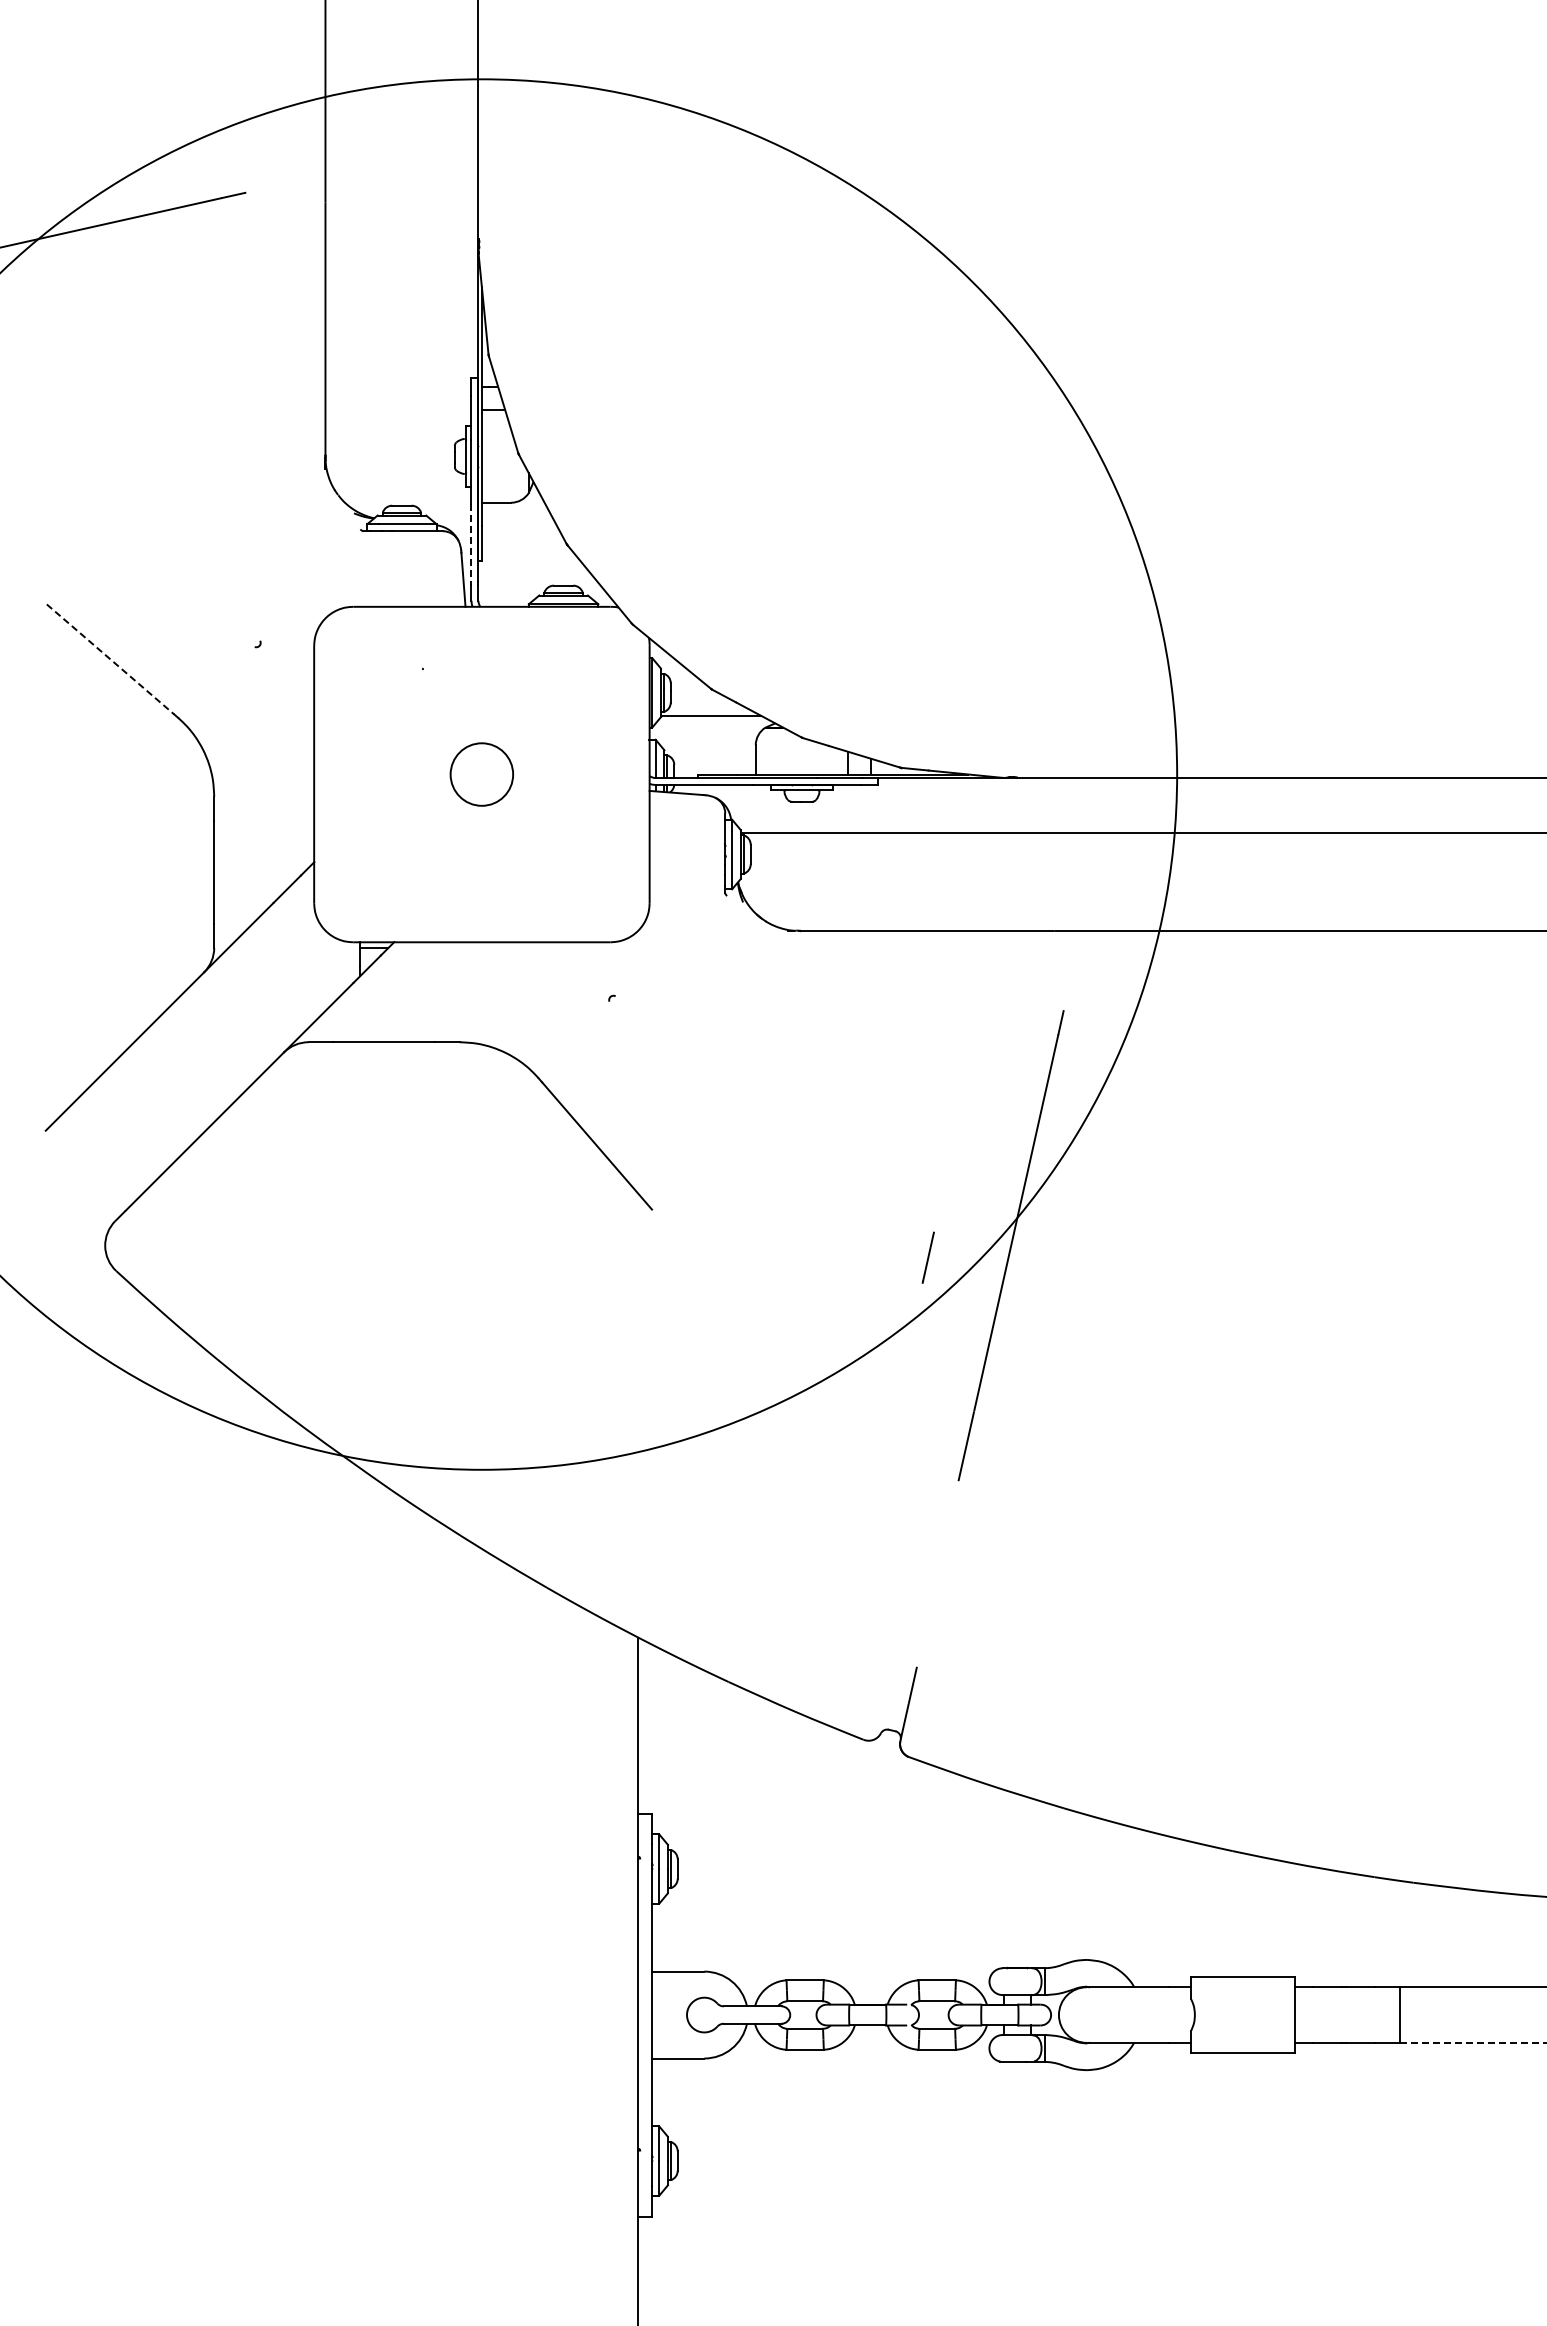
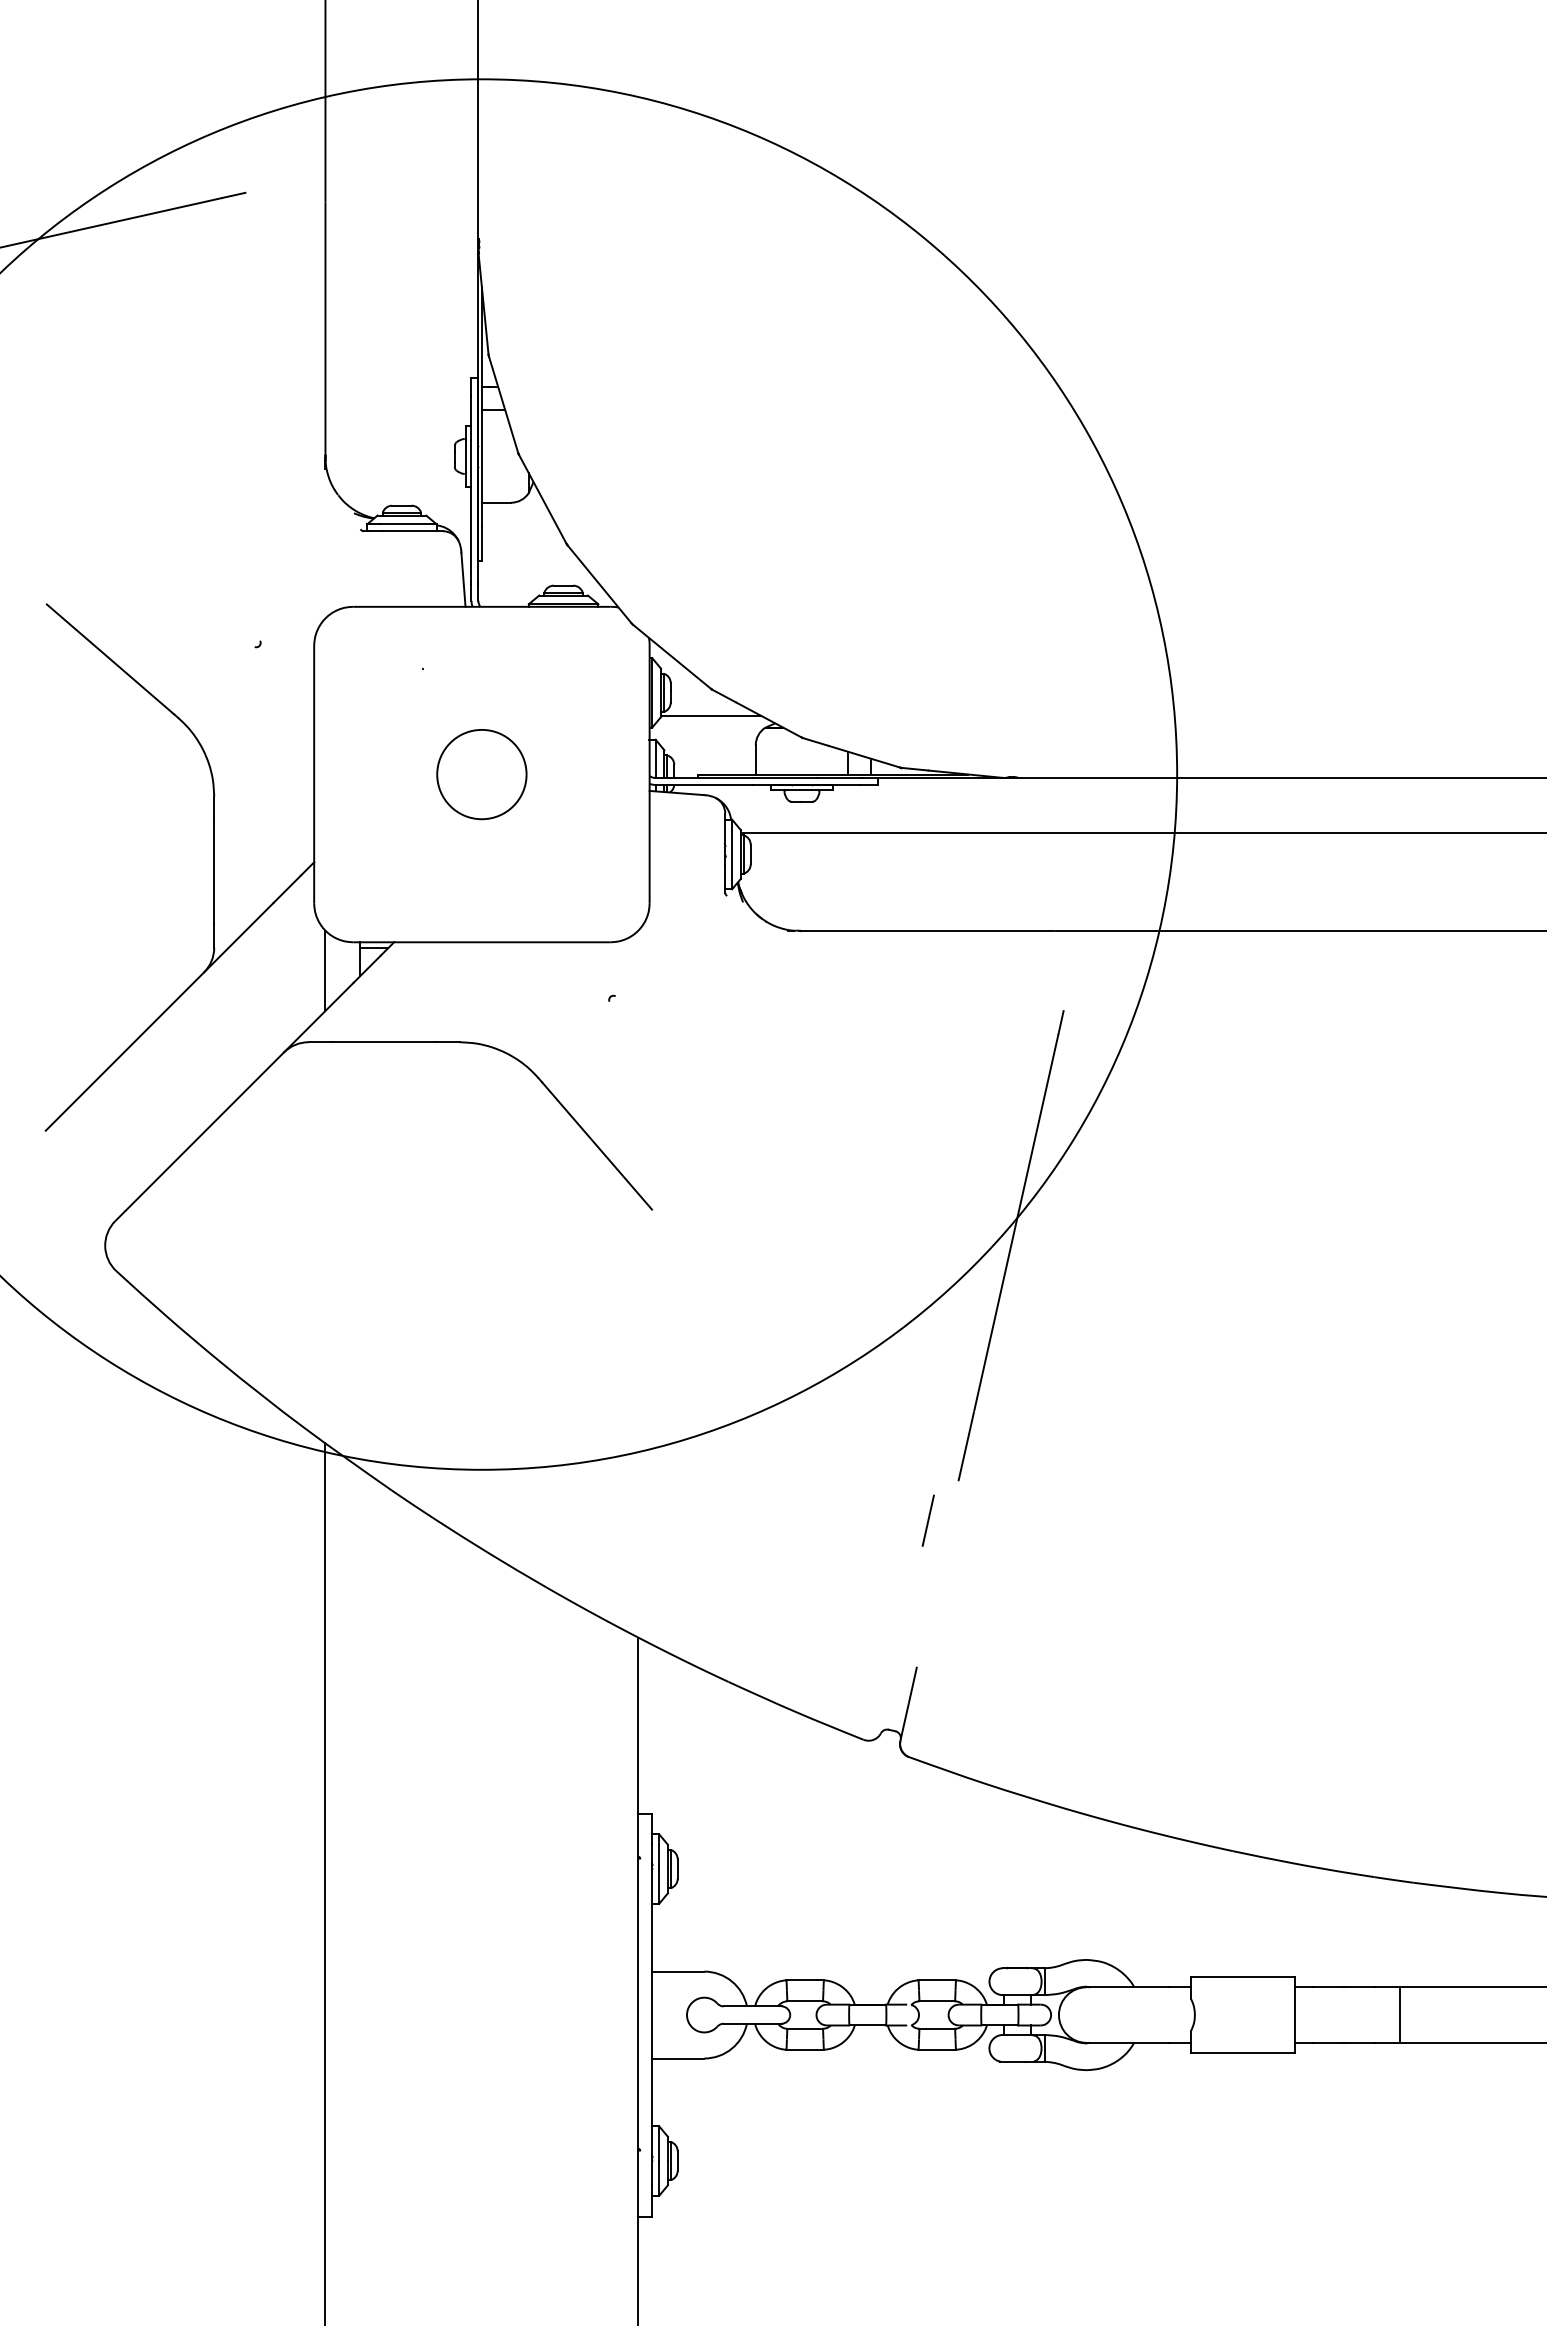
line: dashed -> solid (471, 542)
line: dashed -> solid (110, 659)
circle diameter: 63 px -> 89 px (481, 774)
line: none -> present (325, 970)
line position: (927, 1257) -> (927, 1520) (927, 1520)
line: none -> present (325, 1882)
line: dashed -> solid (1473, 2042)
